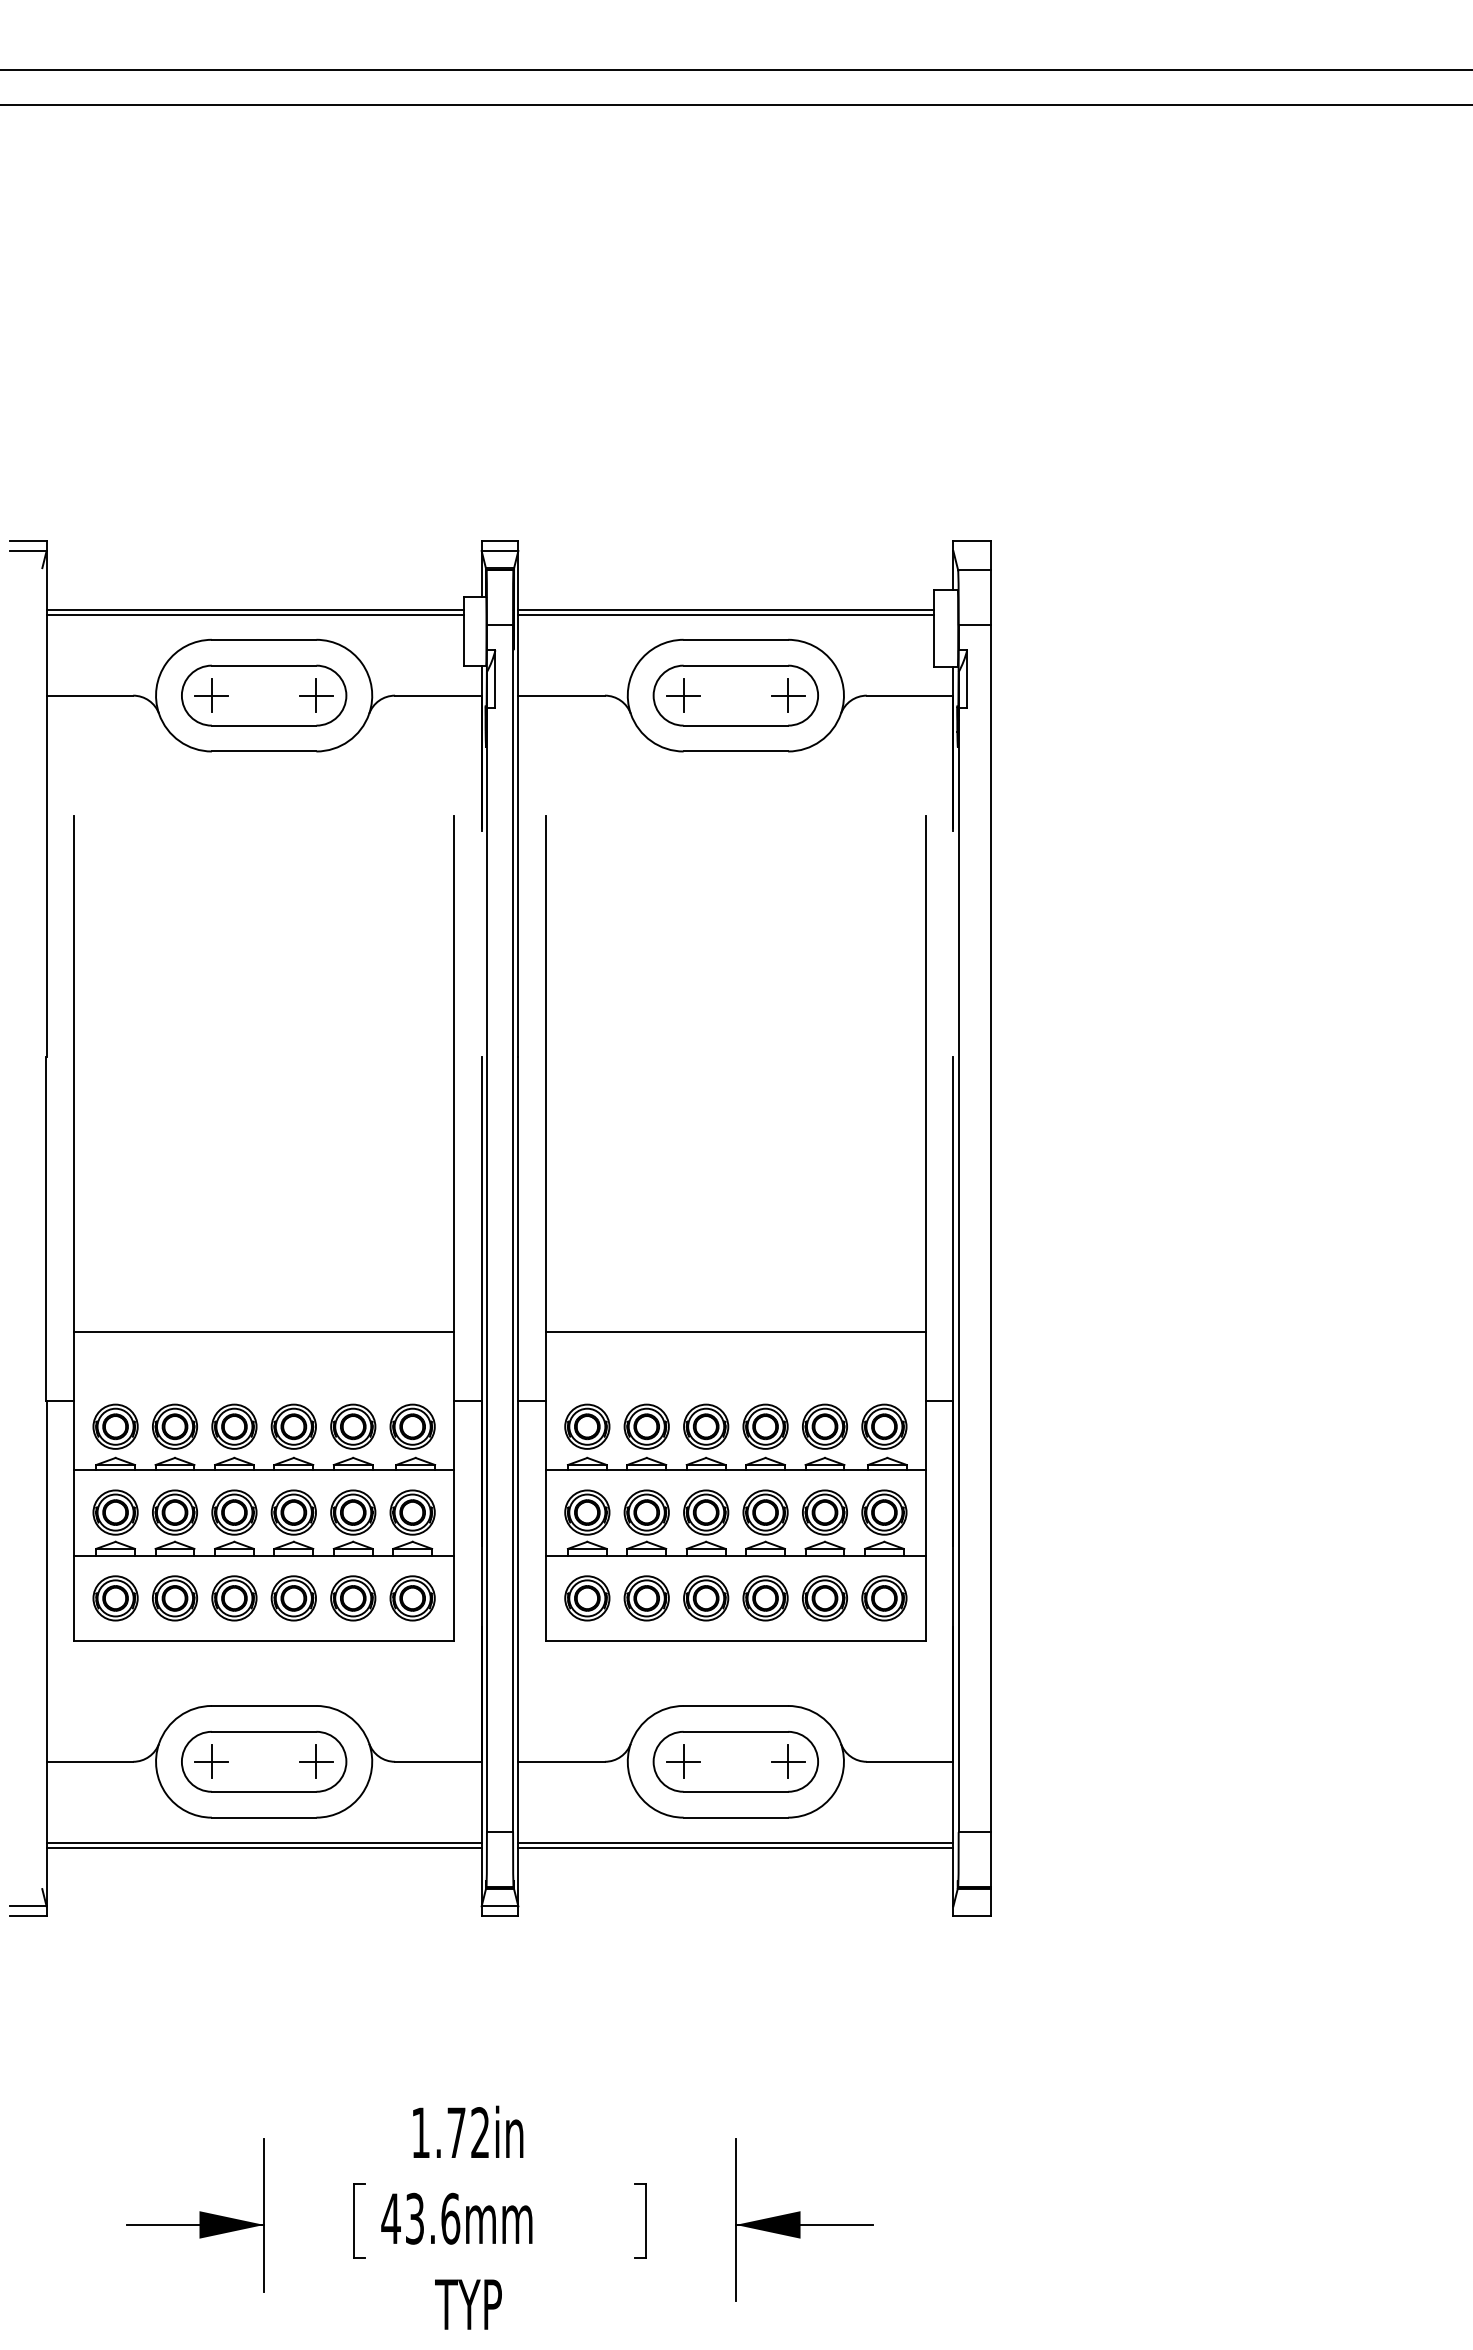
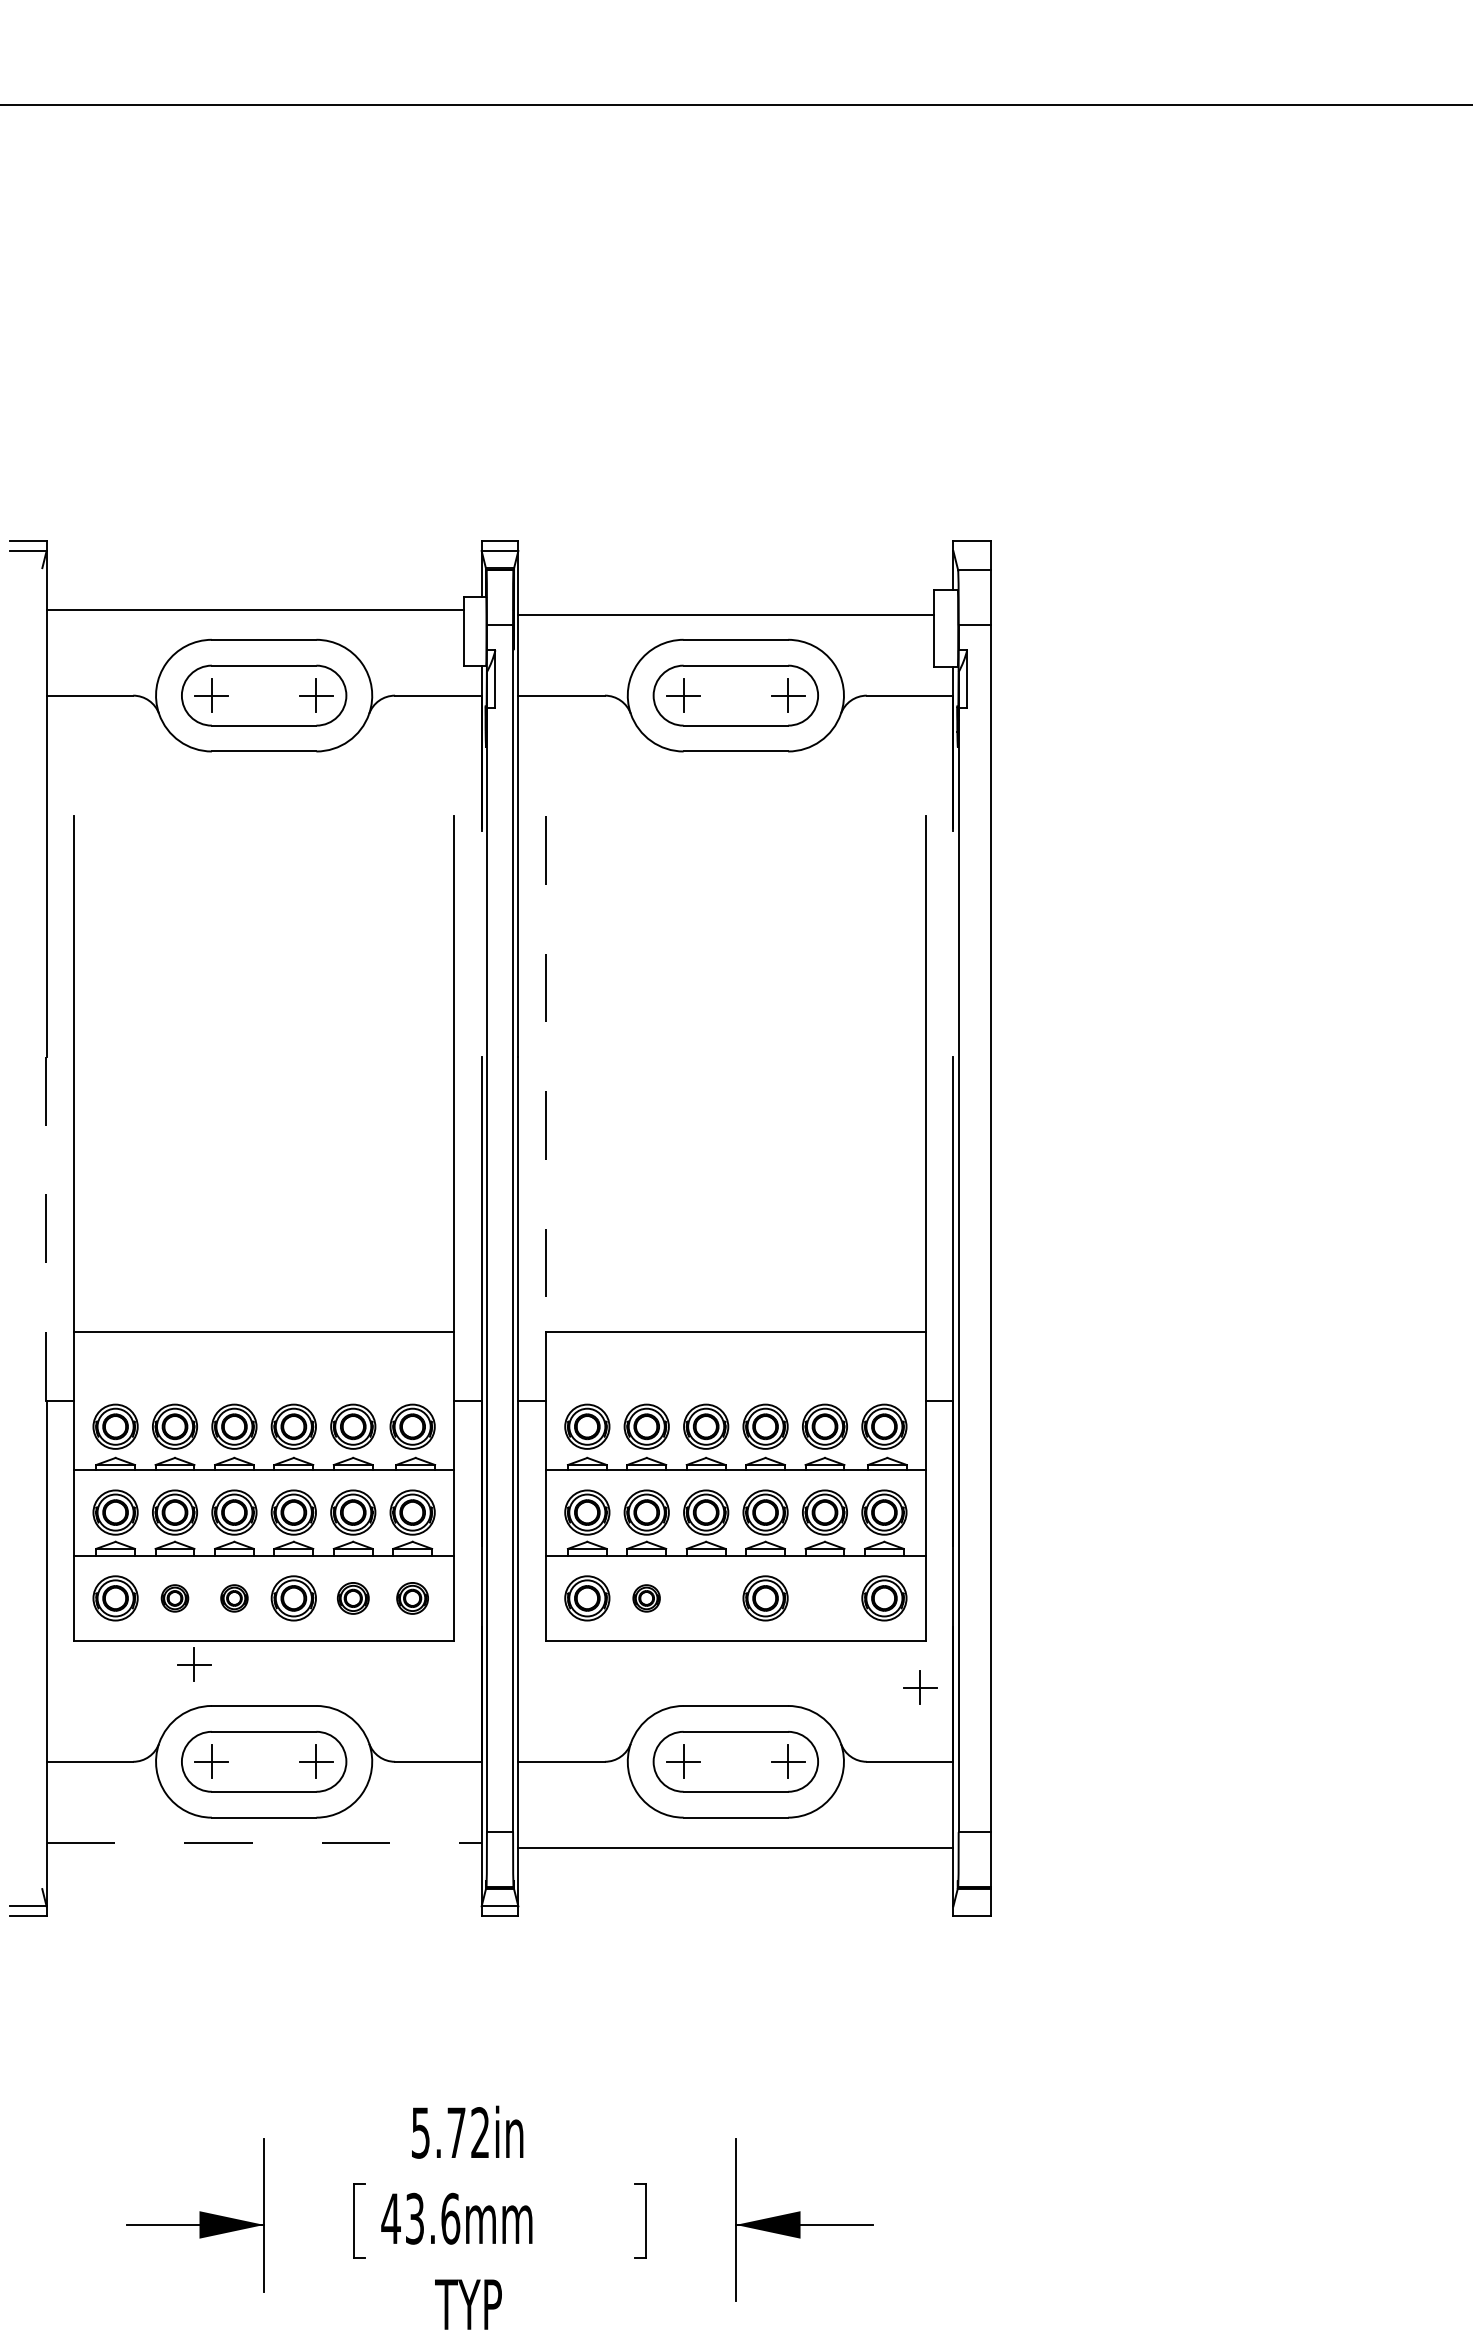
line: present -> none (735, 70)
line: present -> none (726, 609)
line: present -> none (255, 614)
line: solid -> dashed (546, 1074)
line: solid -> dashed (46, 1228)
part size: 46x47 px -> 30x29 px (174, 1598)
part size: 47x47 px -> 29x29 px (234, 1598)
part size: 47x47 px -> 33x33 px (353, 1598)
part size: 47x47 px -> 33x33 px (412, 1598)
part size: 47x47 px -> 29x29 px (646, 1598)
part: present -> none (706, 1598)
part: present -> none (824, 1598)
part: none -> present (194, 1664)
part: none -> present (920, 1687)
line: solid -> dashed (264, 1842)
line: present -> none (735, 1842)
line: present -> none (263, 1847)
text: 1.72in -> 5.72in (420, 2132)
